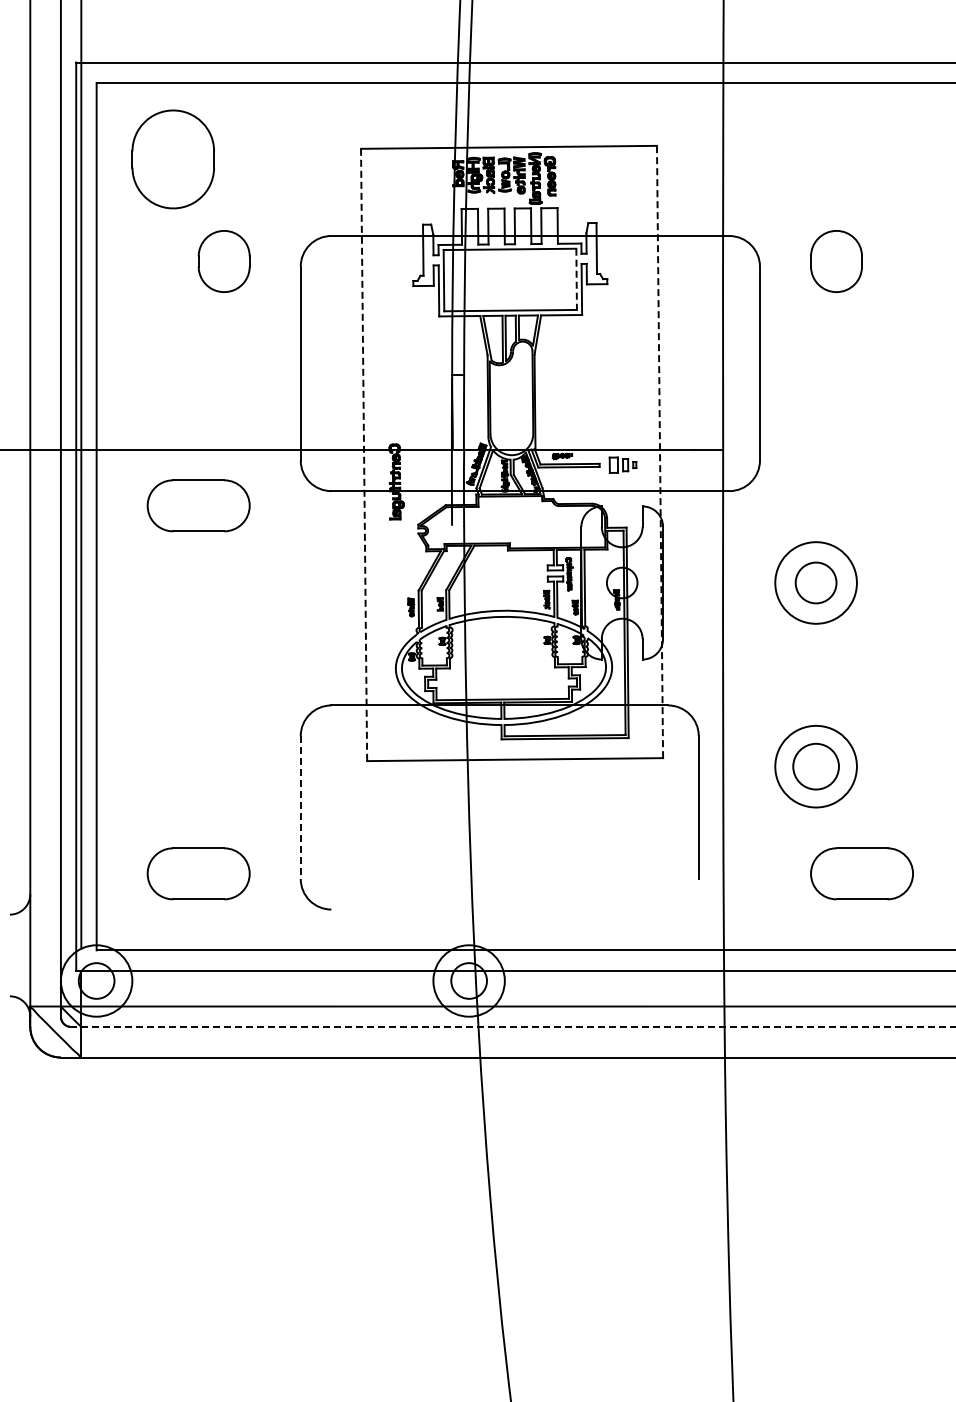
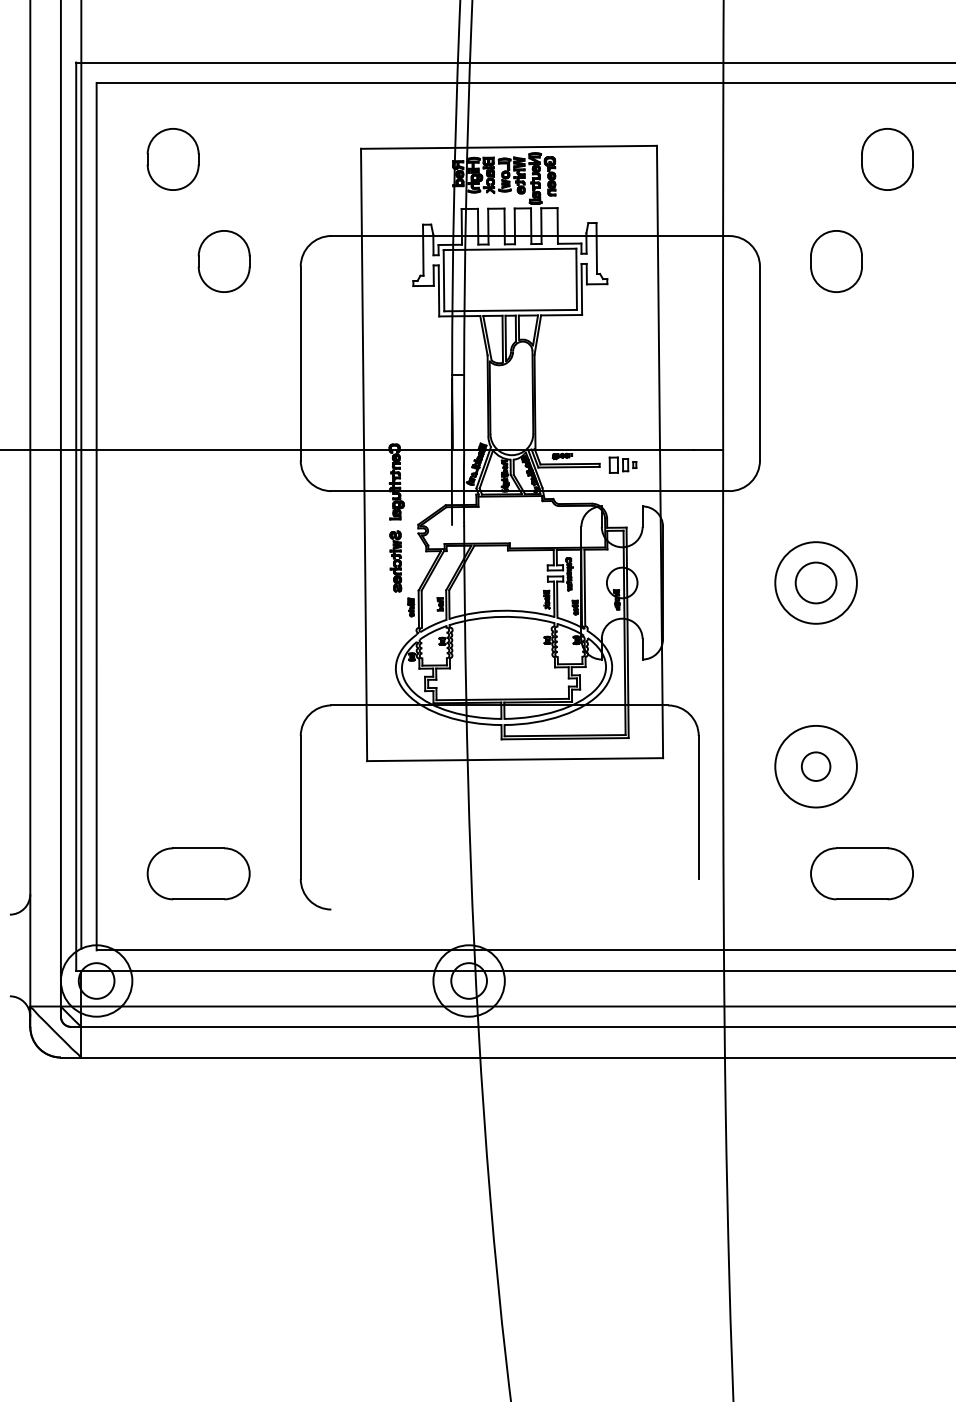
part size: 84x101 px -> 54x63 px (172, 159)
part: none -> present (887, 159)
line: dashed -> solid (576, 279)
line: dashed -> solid (660, 451)
line: dashed -> solid (364, 455)
part: present -> none (198, 505)
part: none -> present (395, 561)
circle diameter: 46 px -> 29 px (815, 766)
line: dashed -> solid (300, 808)
line: dashed -> solid (512, 1026)
